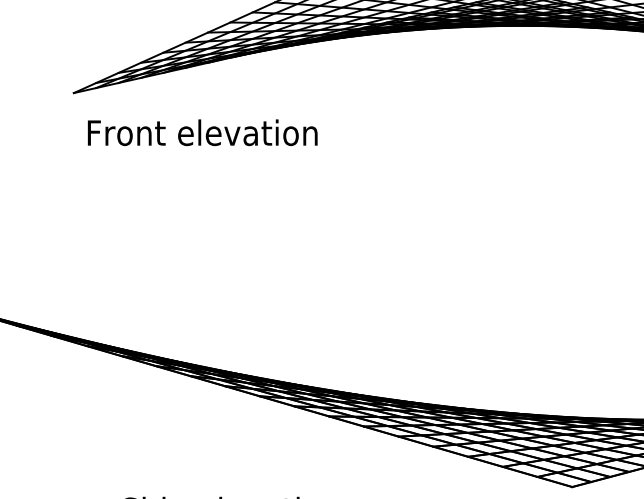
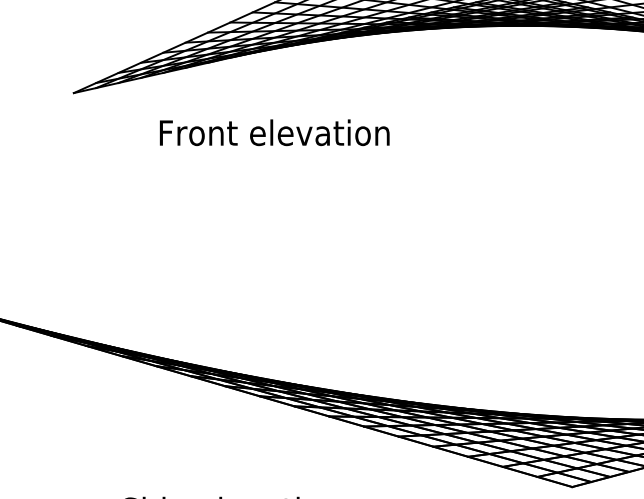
text position: (202, 132) -> (274, 132) (274, 132)
